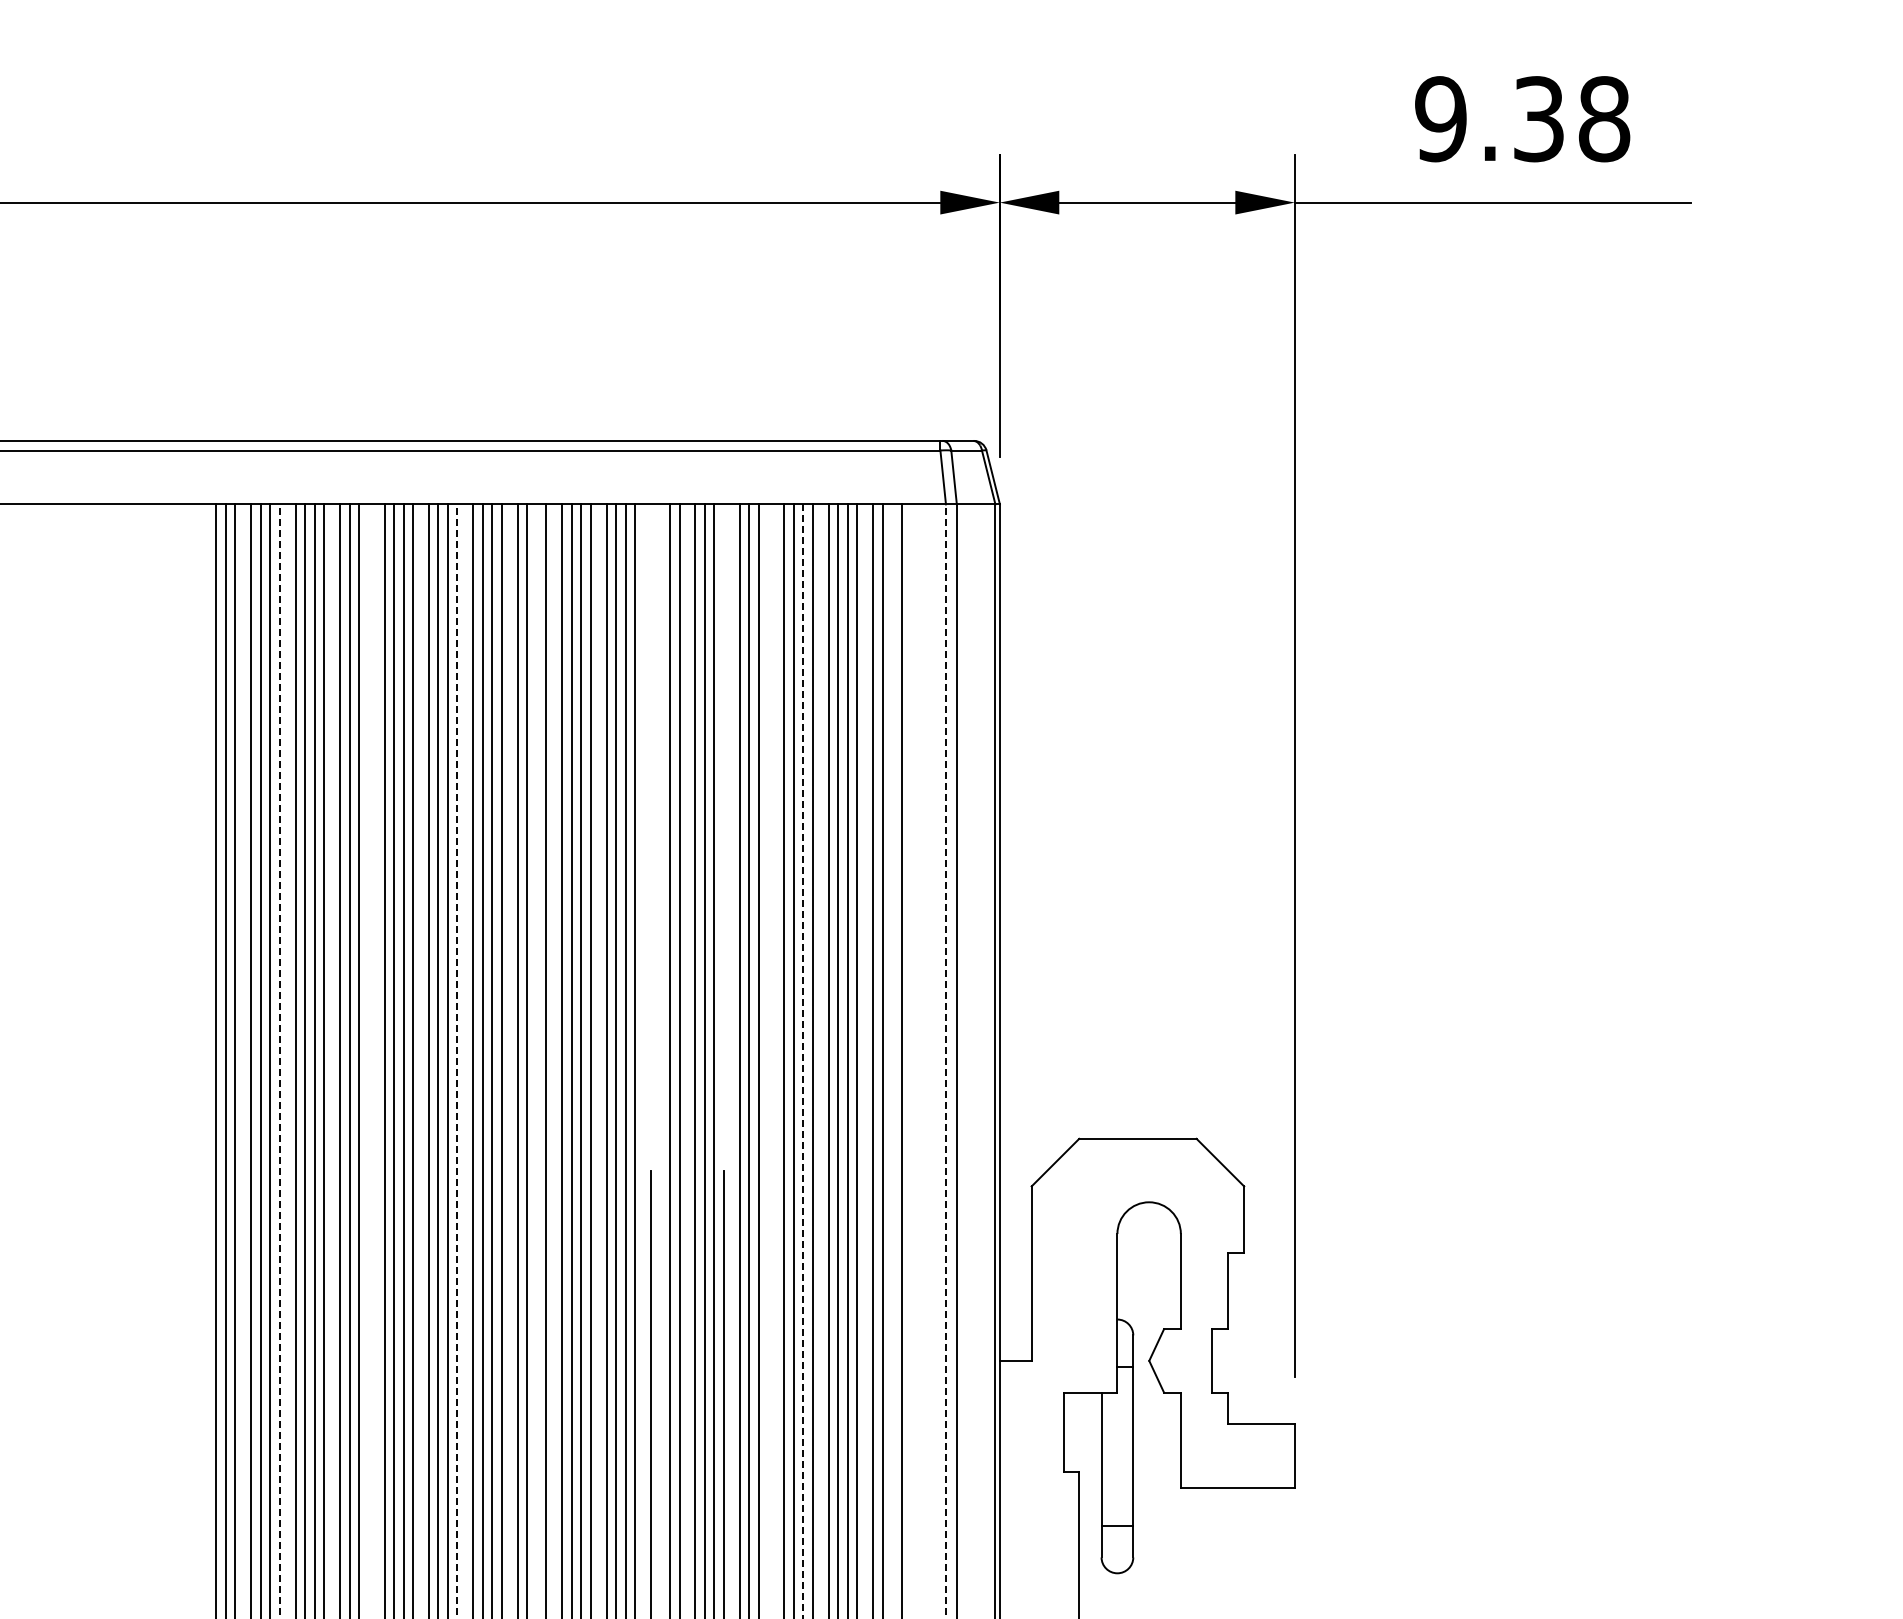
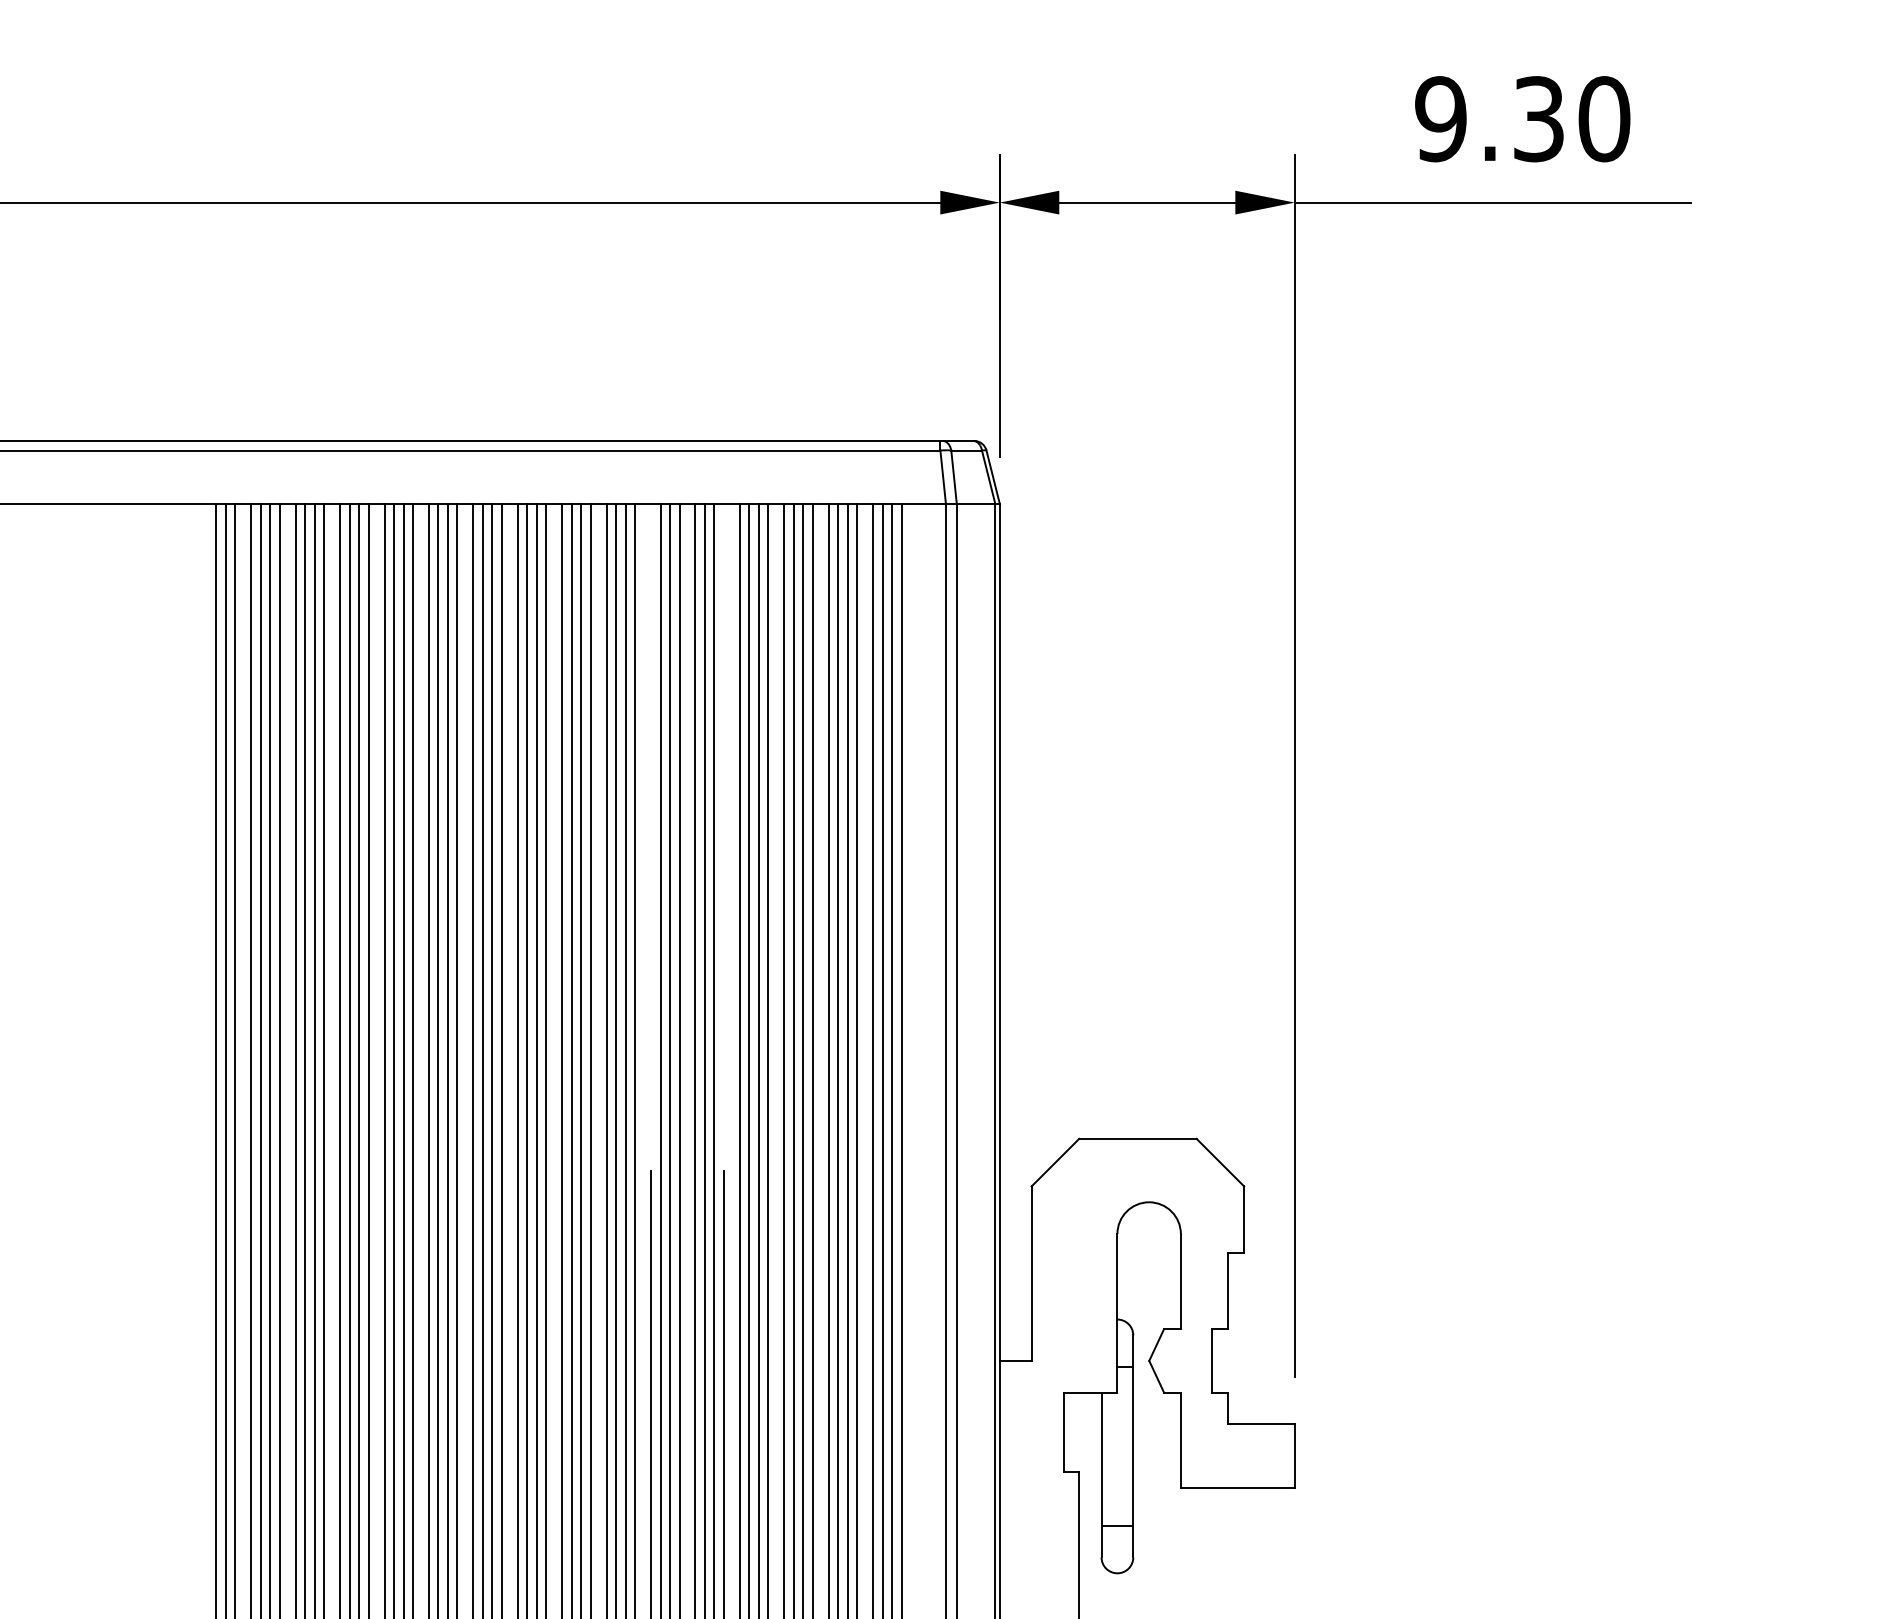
text: 9.38 -> 9.30 (1604, 119)
line: none -> present (368, 1059)
line: none -> present (536, 1059)
line: none -> present (660, 1059)
line: none -> present (768, 1059)
line: none -> present (892, 1059)
line: dashed -> solid (279, 1061)
line: dashed -> solid (457, 1061)
line: dashed -> solid (803, 1061)
line: dashed -> solid (945, 1061)
